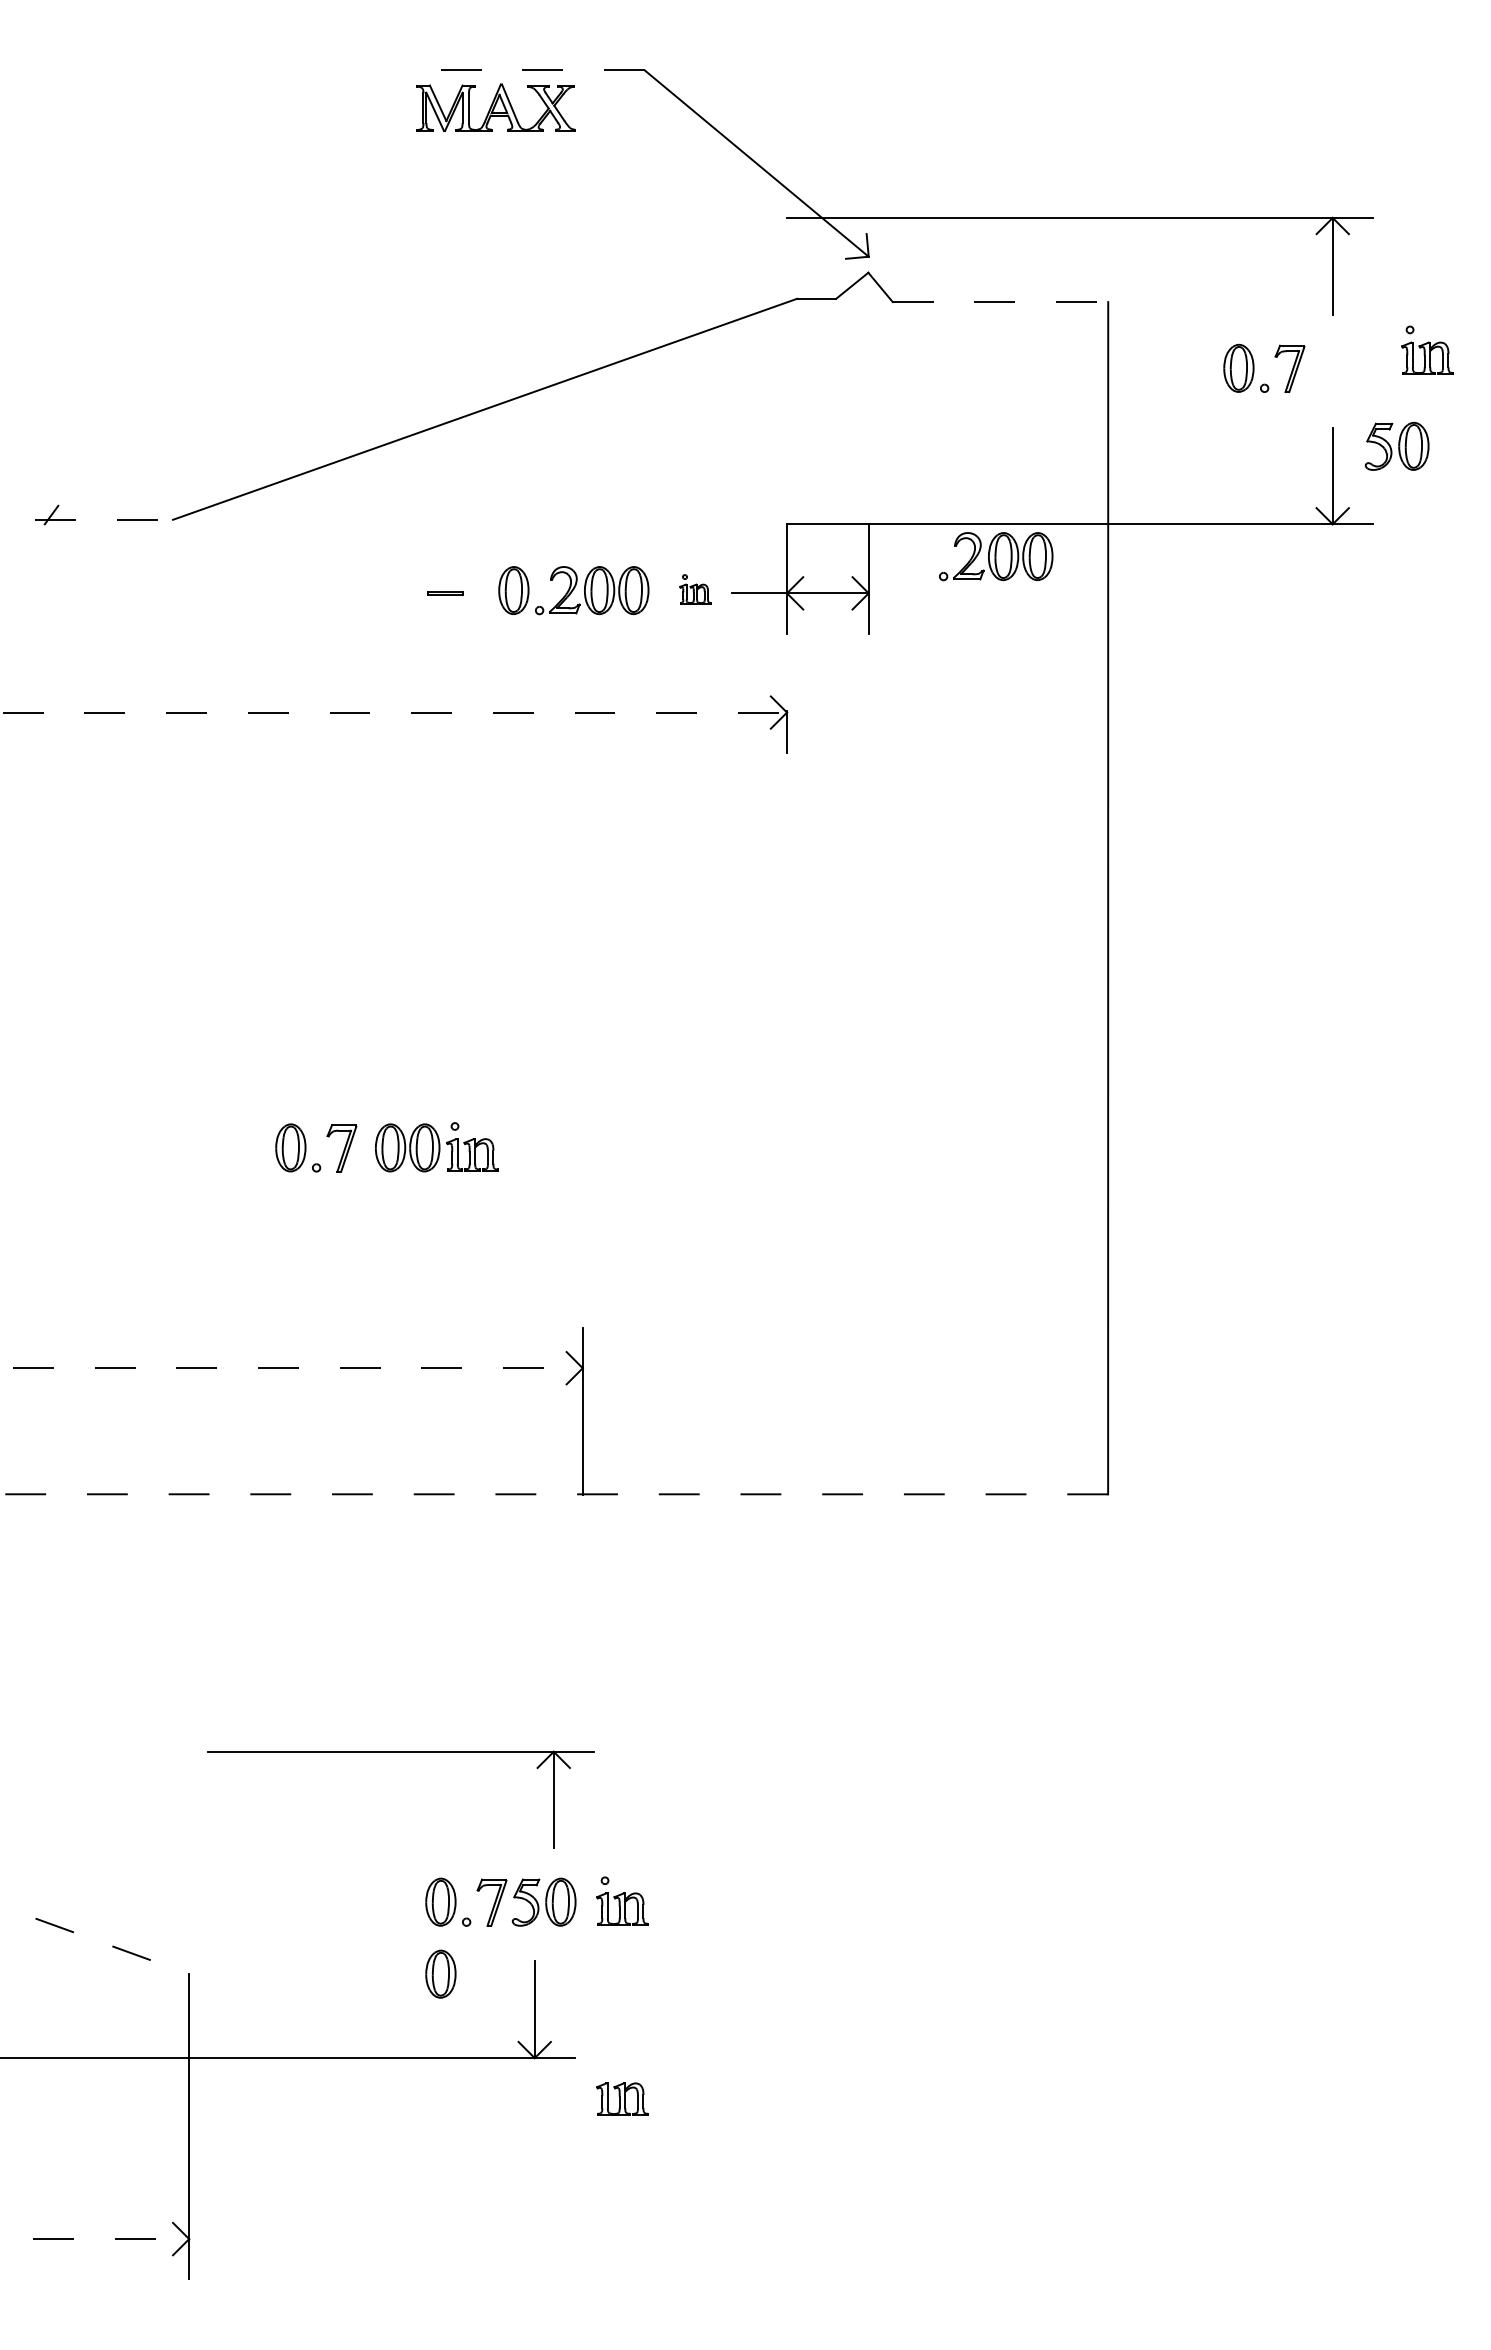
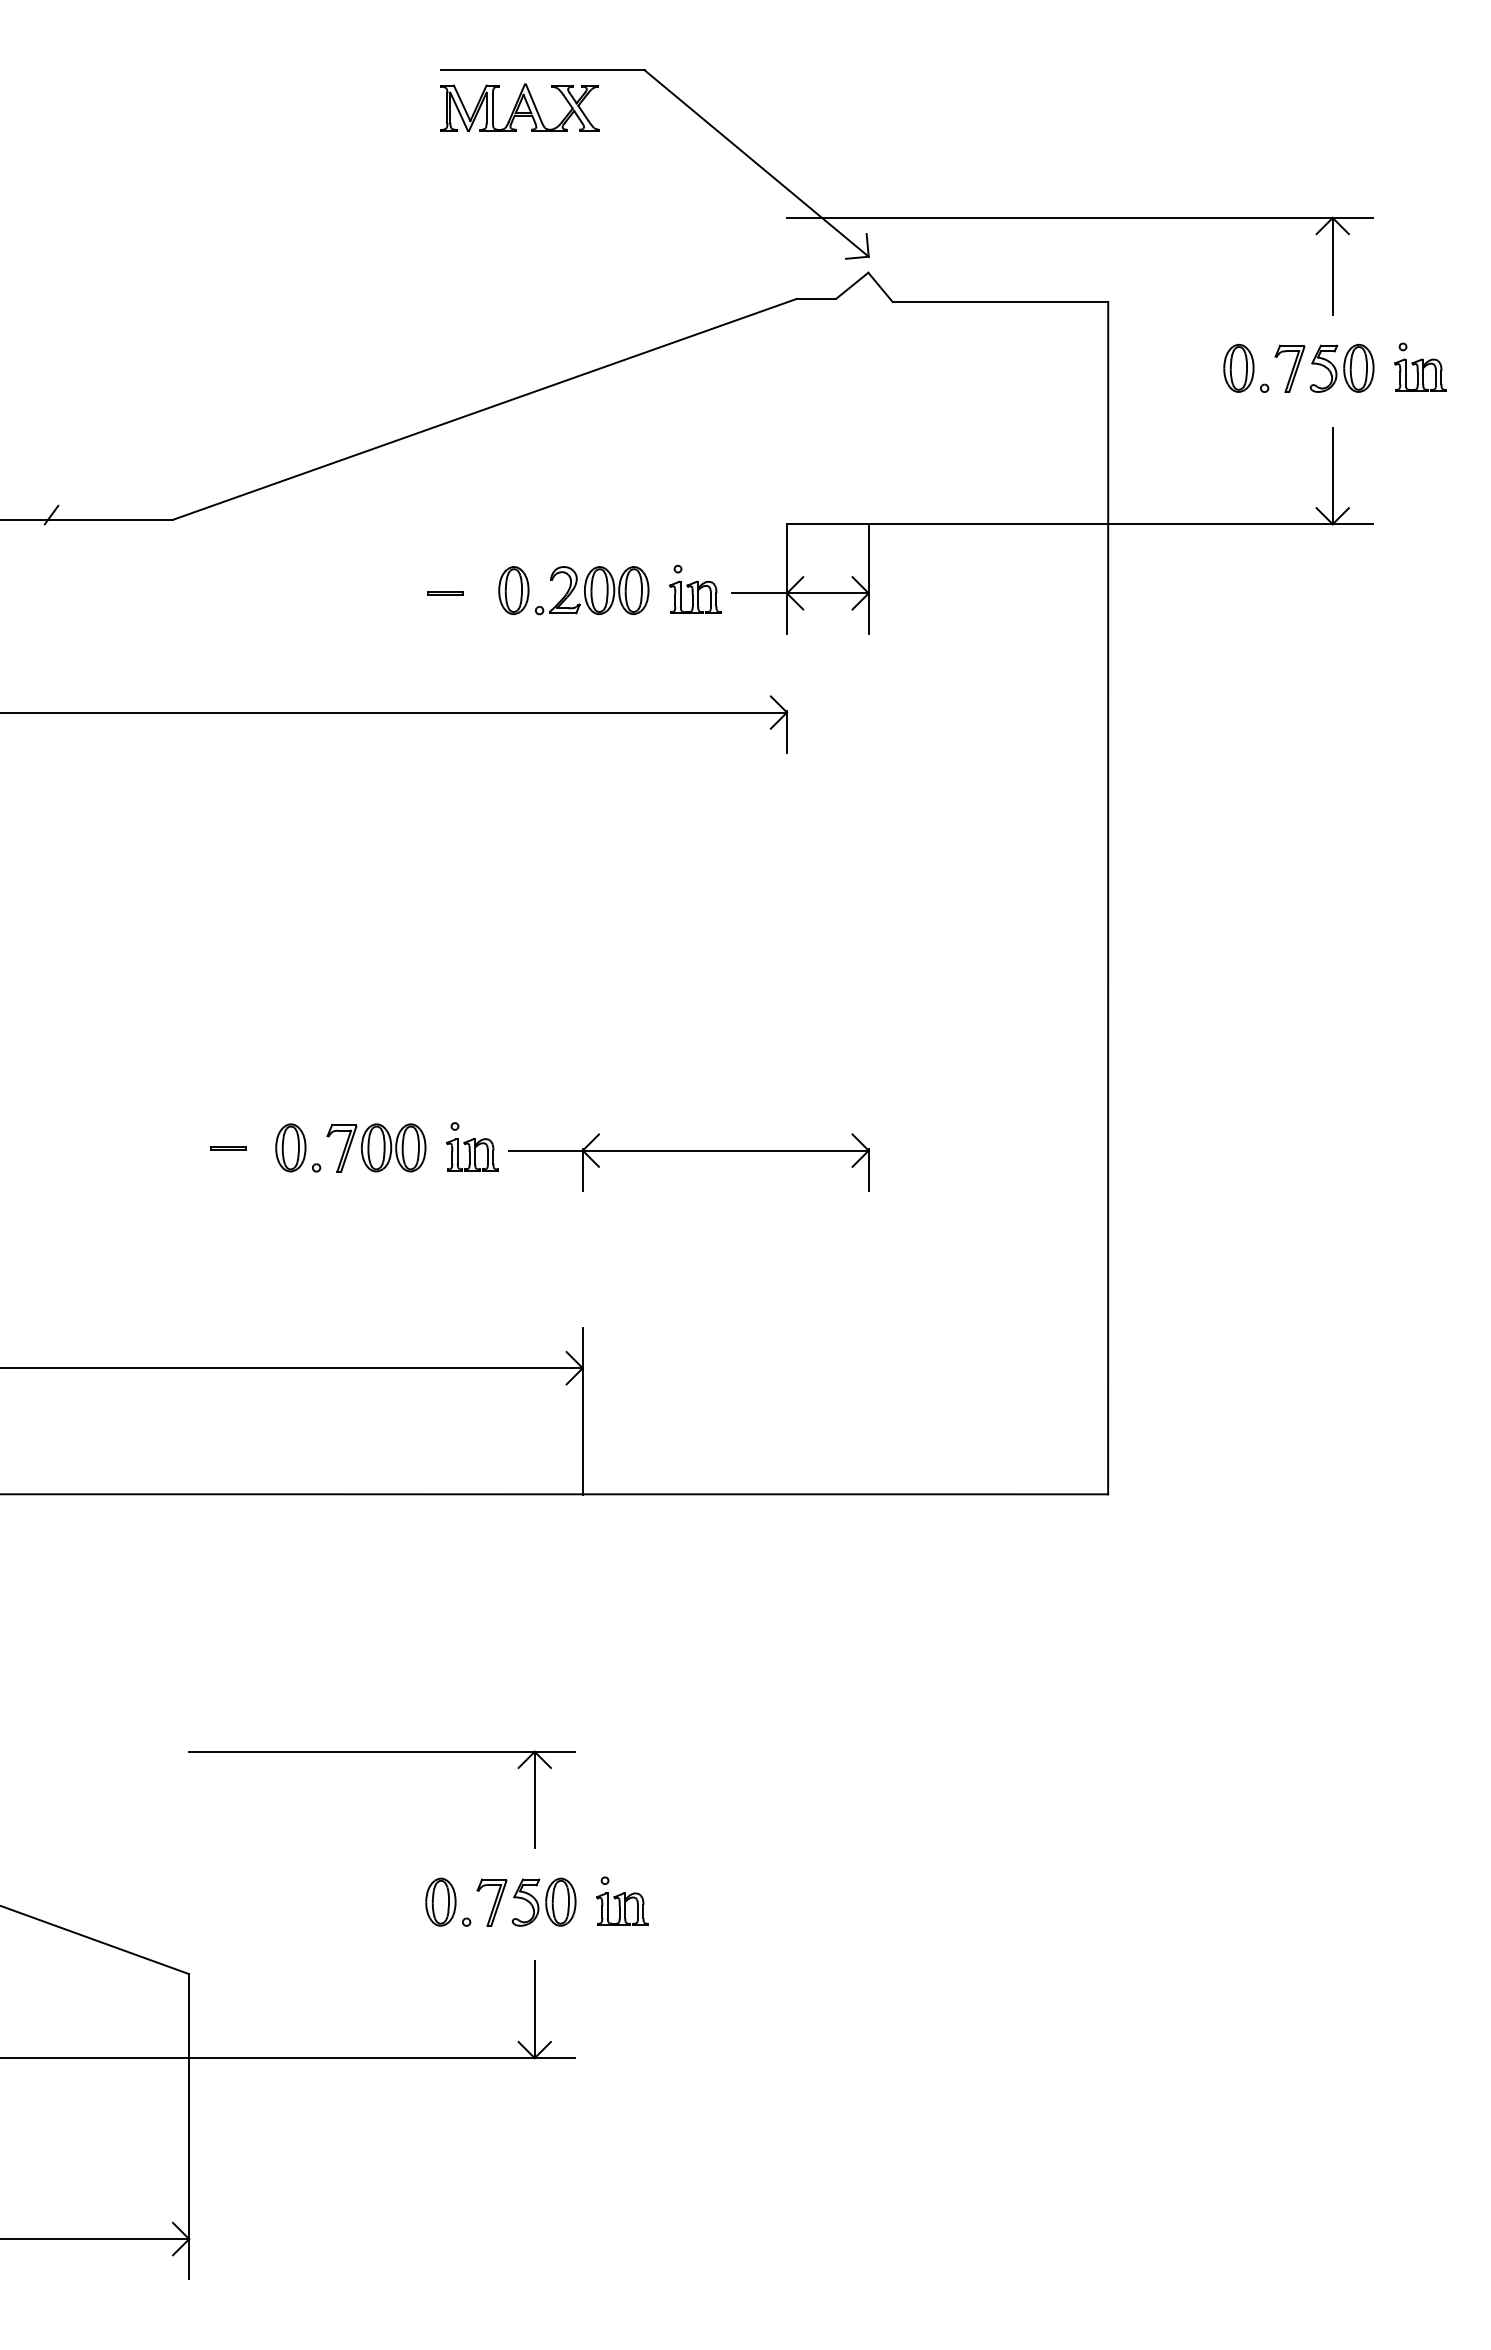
line: dashed -> solid (542, 70)
part position: (495, 107) -> (519, 107) (519, 107)
line: dashed -> solid (1000, 302)
part position: (1427, 349) -> (1420, 366) (1420, 366)
part position: (1396, 445) -> (1341, 367) (1341, 367)
line: dashed -> solid (87, 519)
part: present -> none (996, 556)
part size: 33x31 px -> 53x50 px (695, 588)
line: dashed -> solid (394, 712)
line: none -> present (228, 1147)
part position: (407, 1147) -> (393, 1147) (393, 1147)
part: none -> present (688, 1151)
line: dashed -> solid (291, 1368)
line: dashed -> solid (554, 1494)
part position: (400, 1752) -> (381, 1752) (381, 1752)
line: dashed -> solid (95, 1940)
part: present -> none (440, 1973)
part: present -> none (622, 2098)
line: dashed -> solid (95, 2239)
